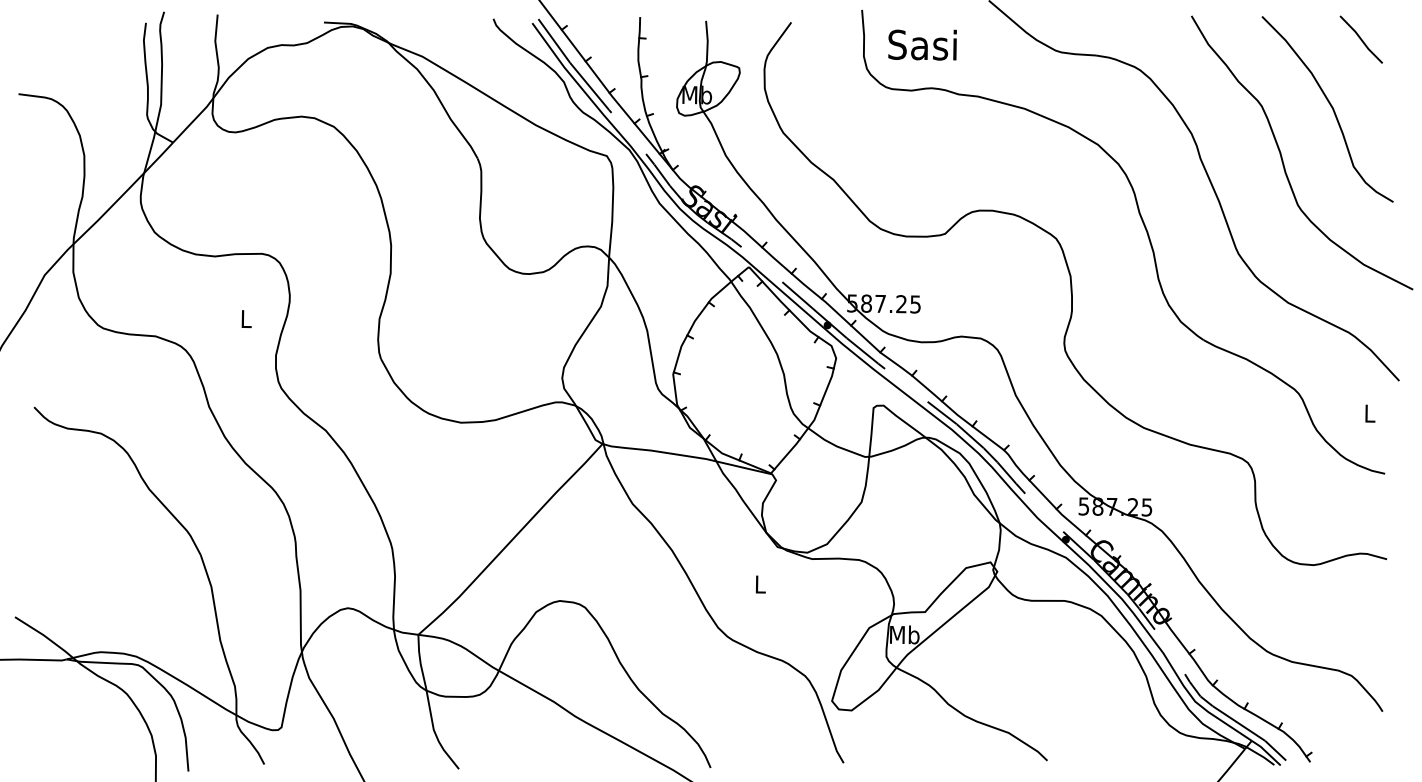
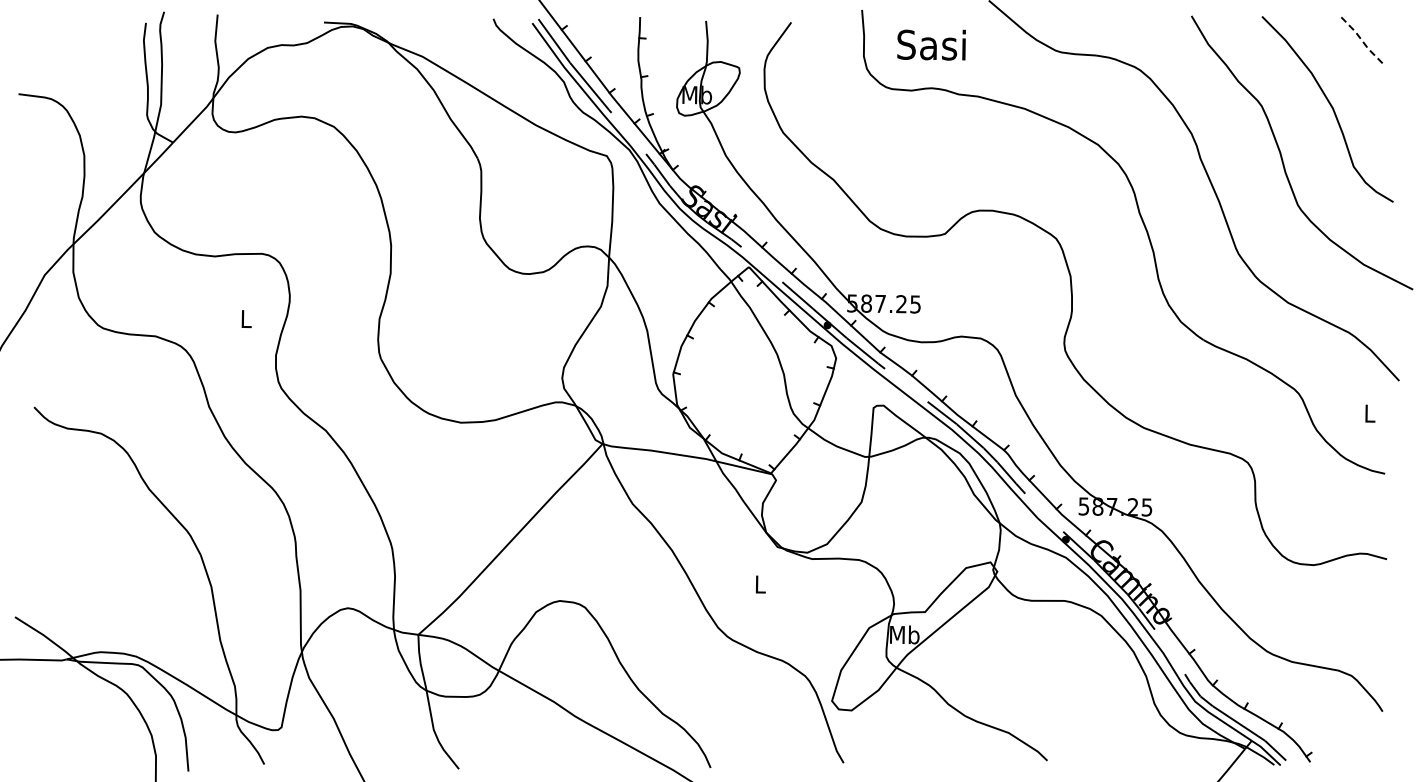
line: solid -> dashed (1361, 39)
text position: (922, 44) -> (931, 44) (931, 44)
